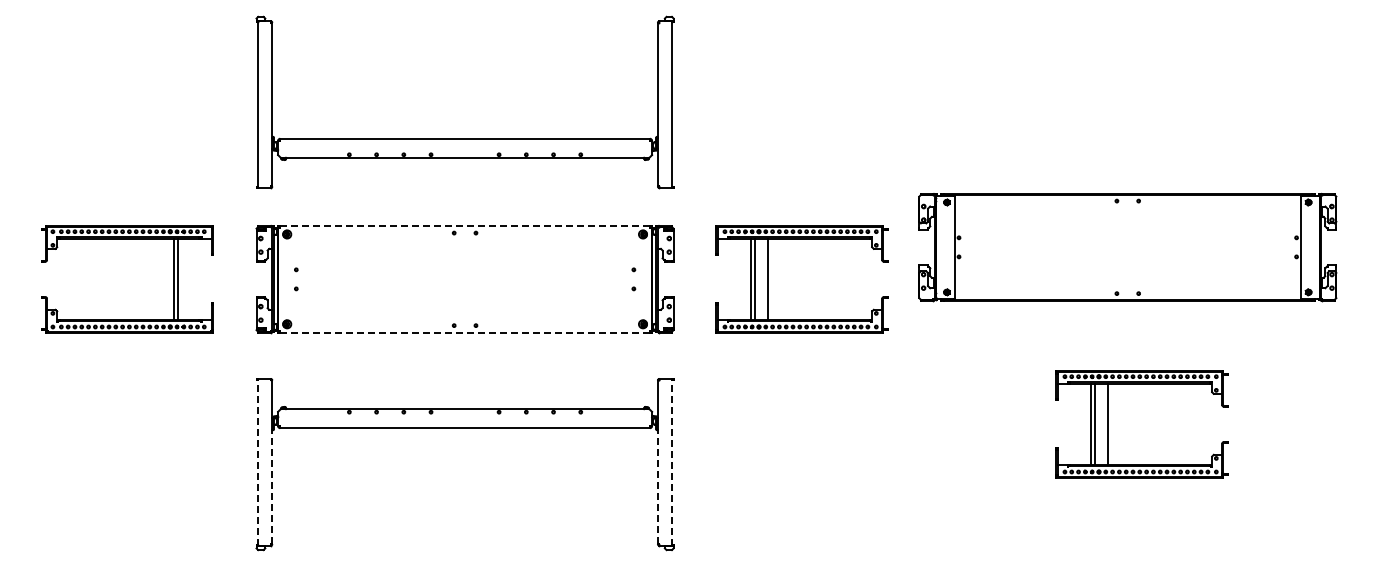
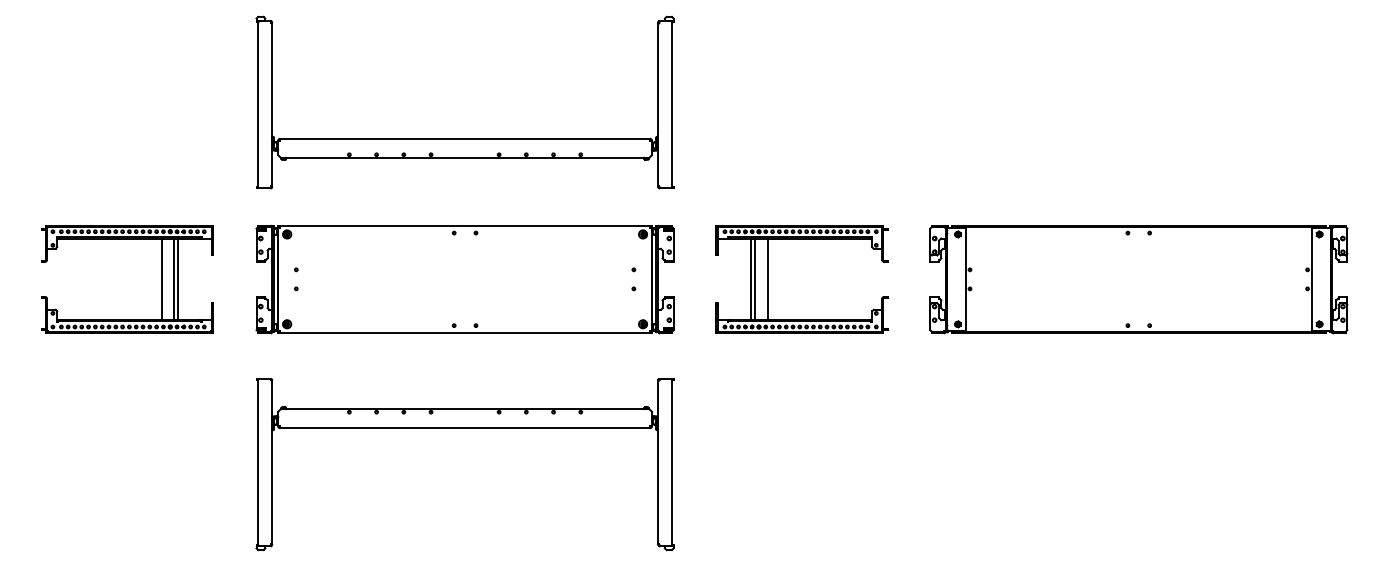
line: dashed -> solid (465, 226)
part position: (1127, 247) -> (1138, 279) (1138, 279)
line: none -> present (161, 279)
line: dashed -> solid (465, 332)
part: present -> none (1108, 424)
line: dashed -> solid (258, 461)
line: dashed -> solid (671, 461)
line: dashed -> solid (272, 486)
line: dashed -> solid (657, 486)
